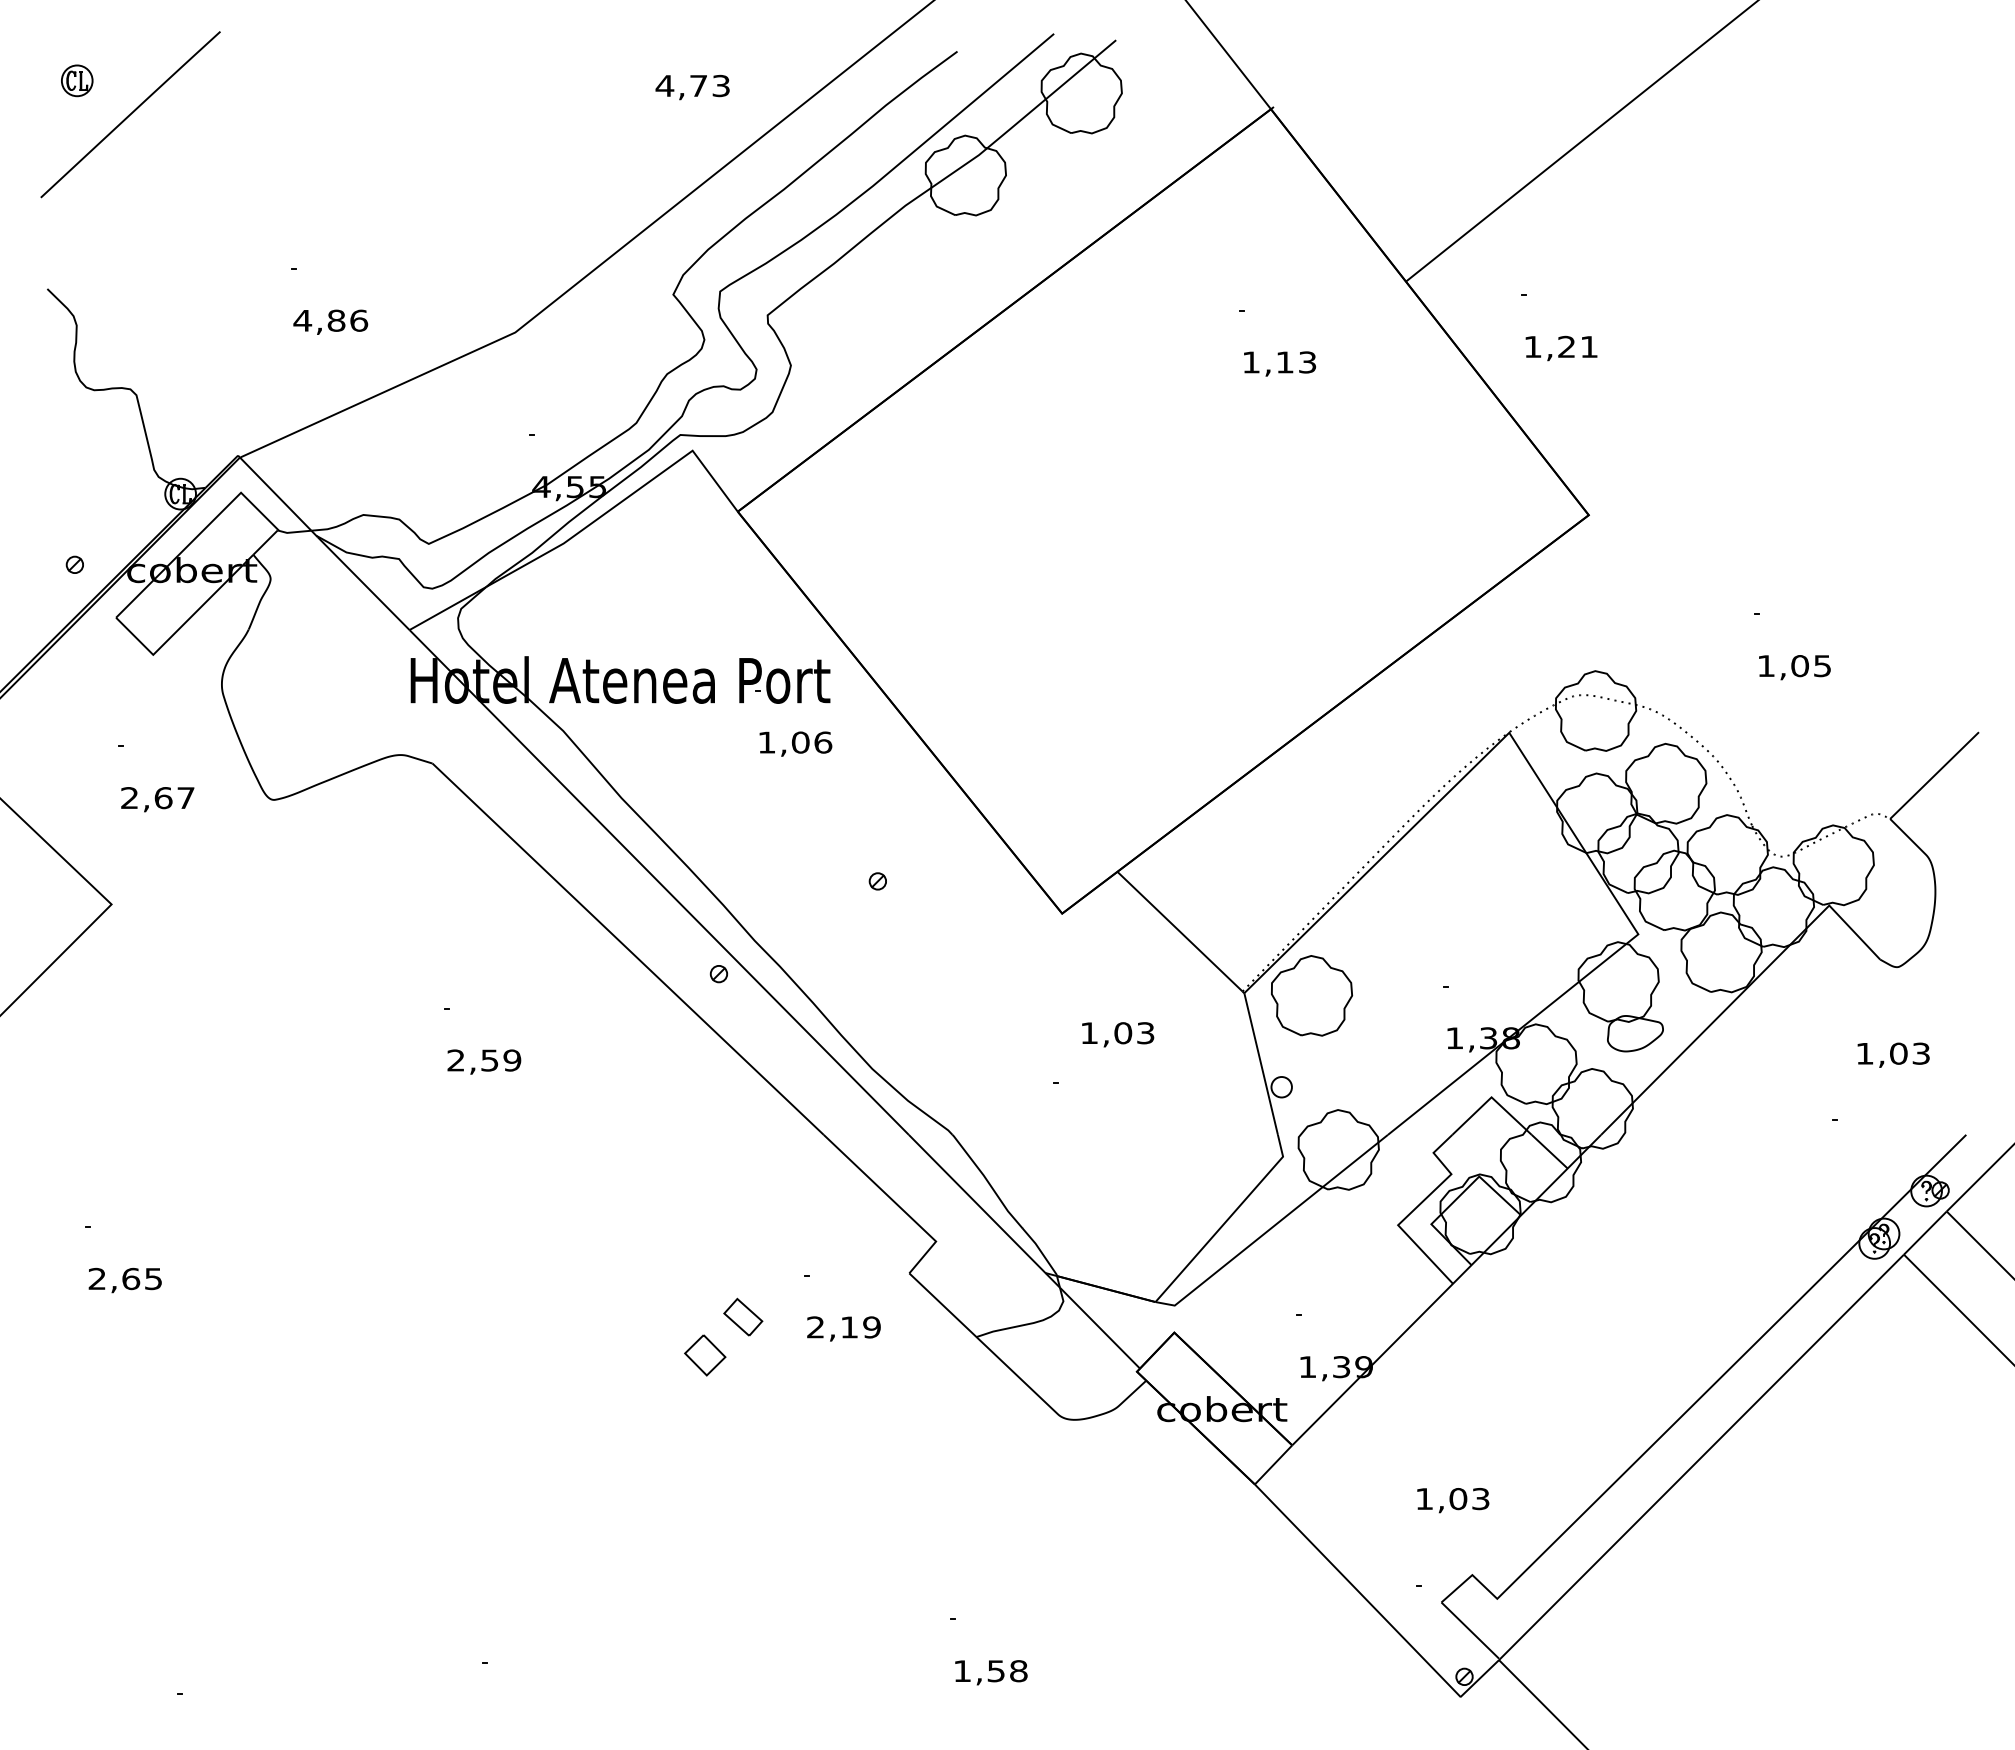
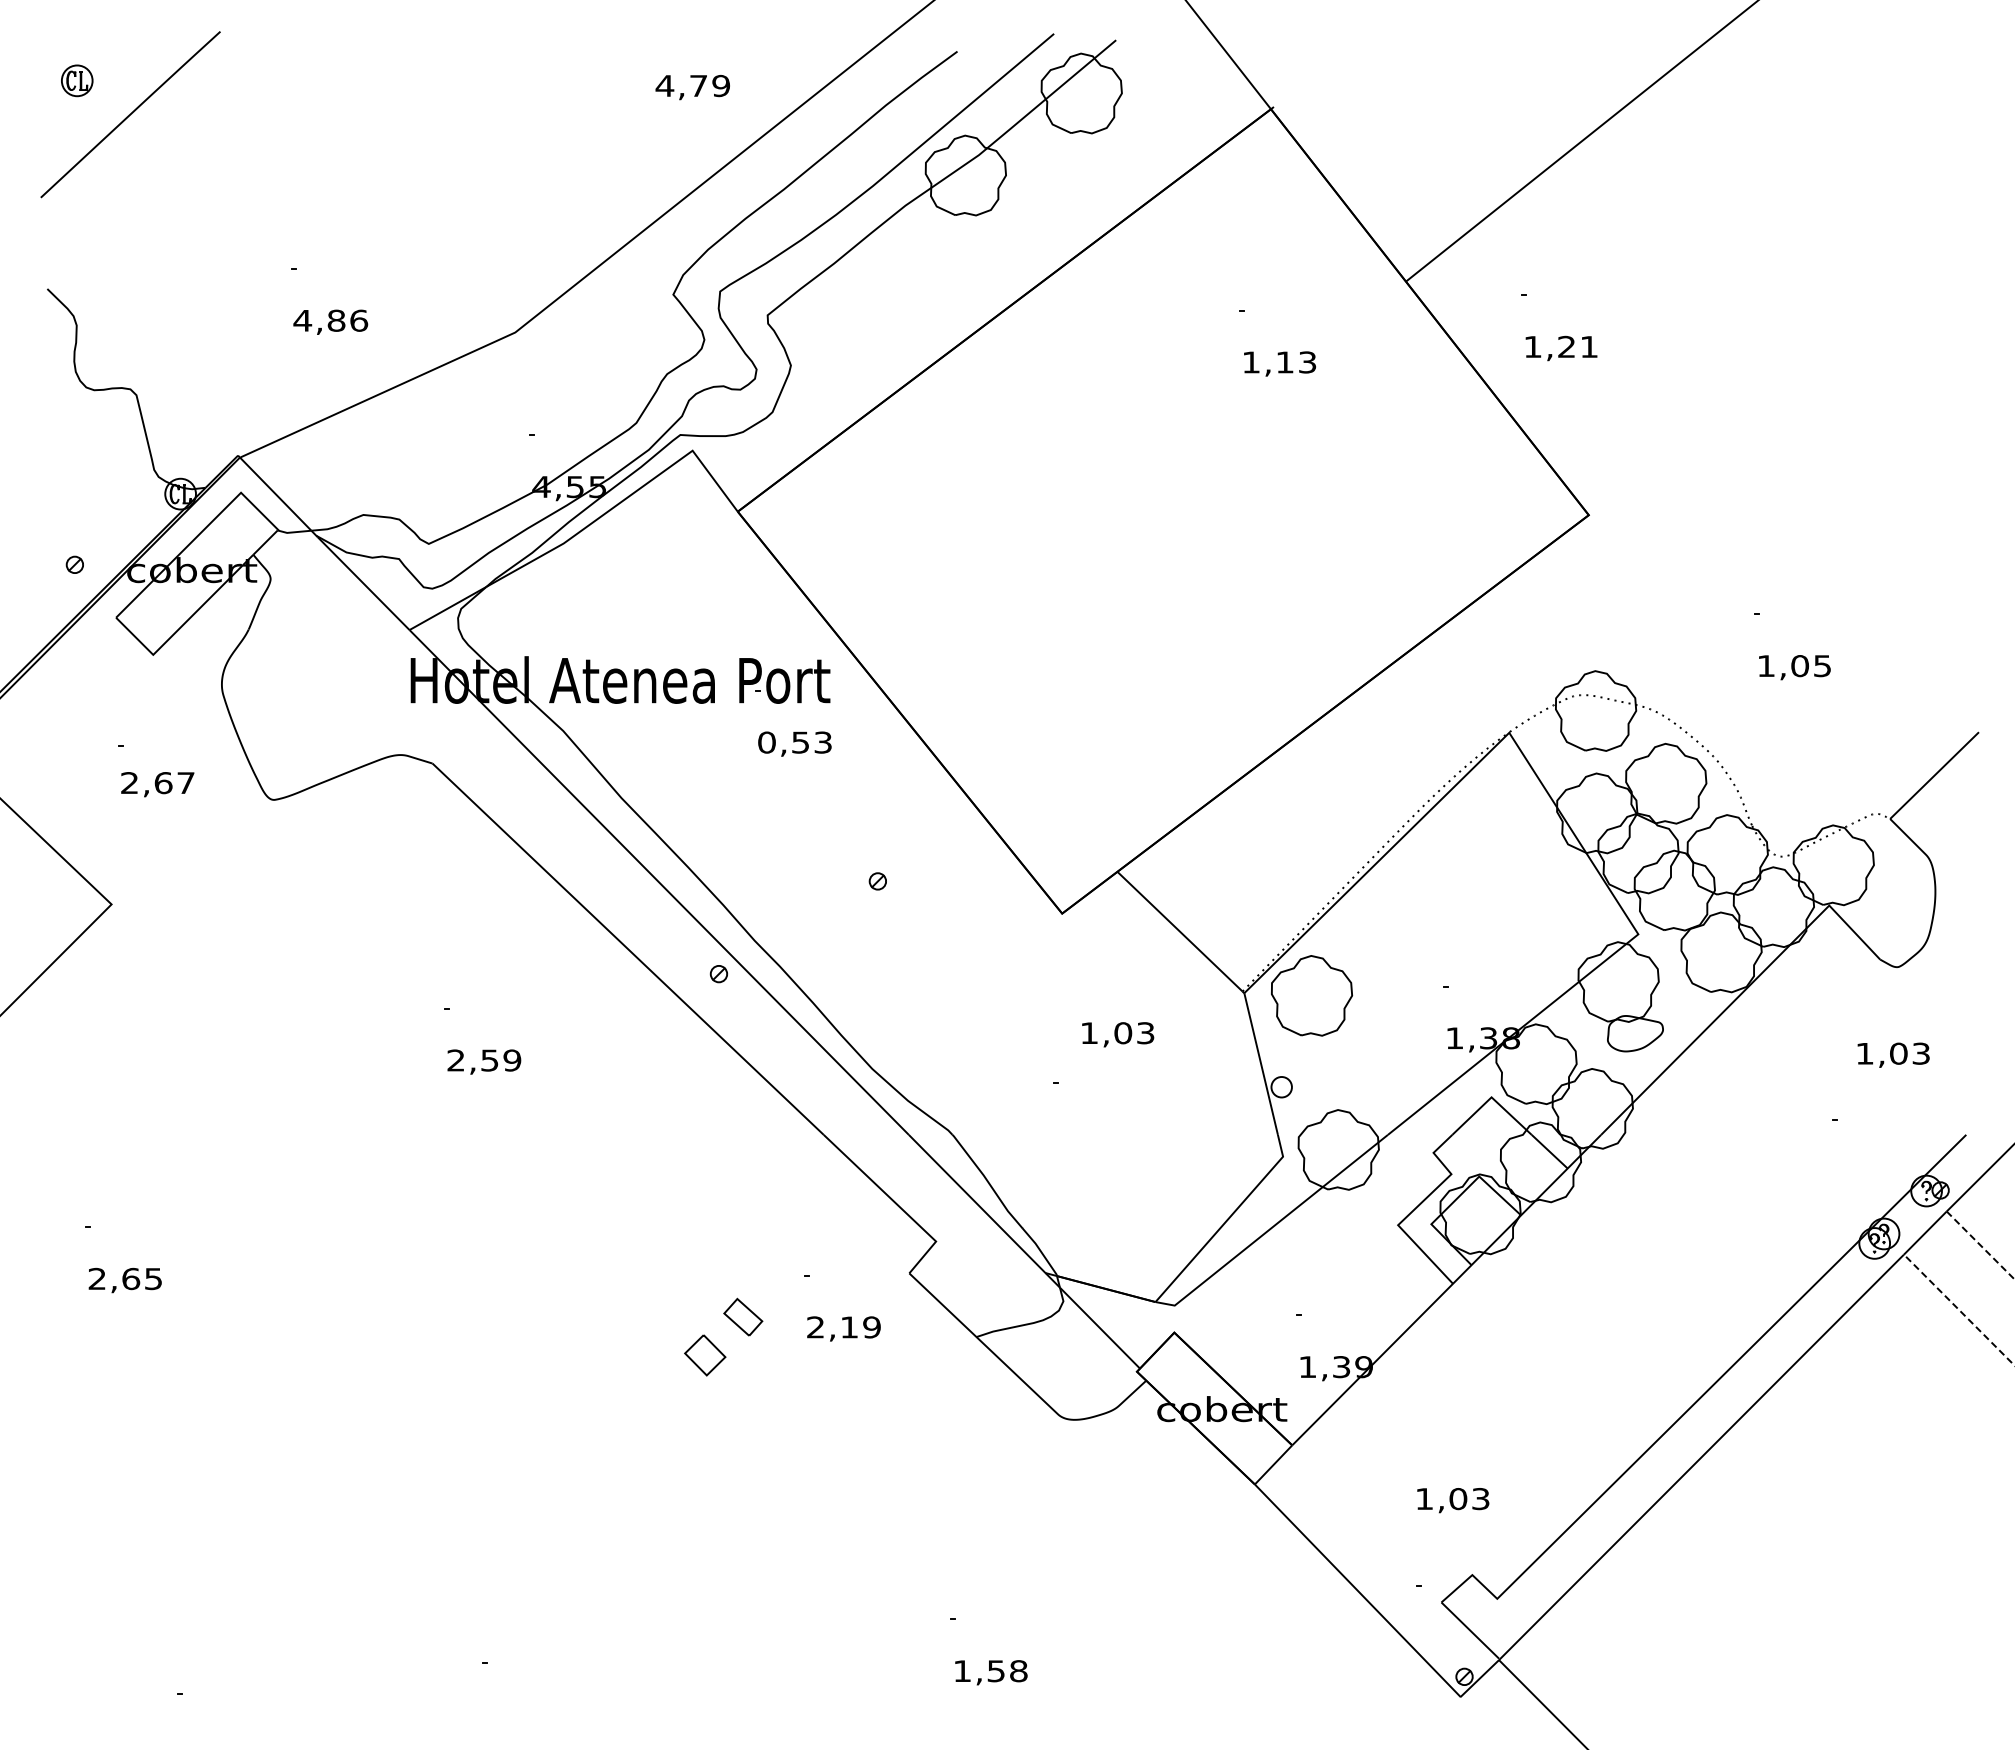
text: 4,73 -> 4,79 (720, 85)
text: 1,06 -> 0,53 (795, 742)
text position: (157, 799) -> (157, 784) (157, 784)
line: solid -> dashed (1993, 1344)
